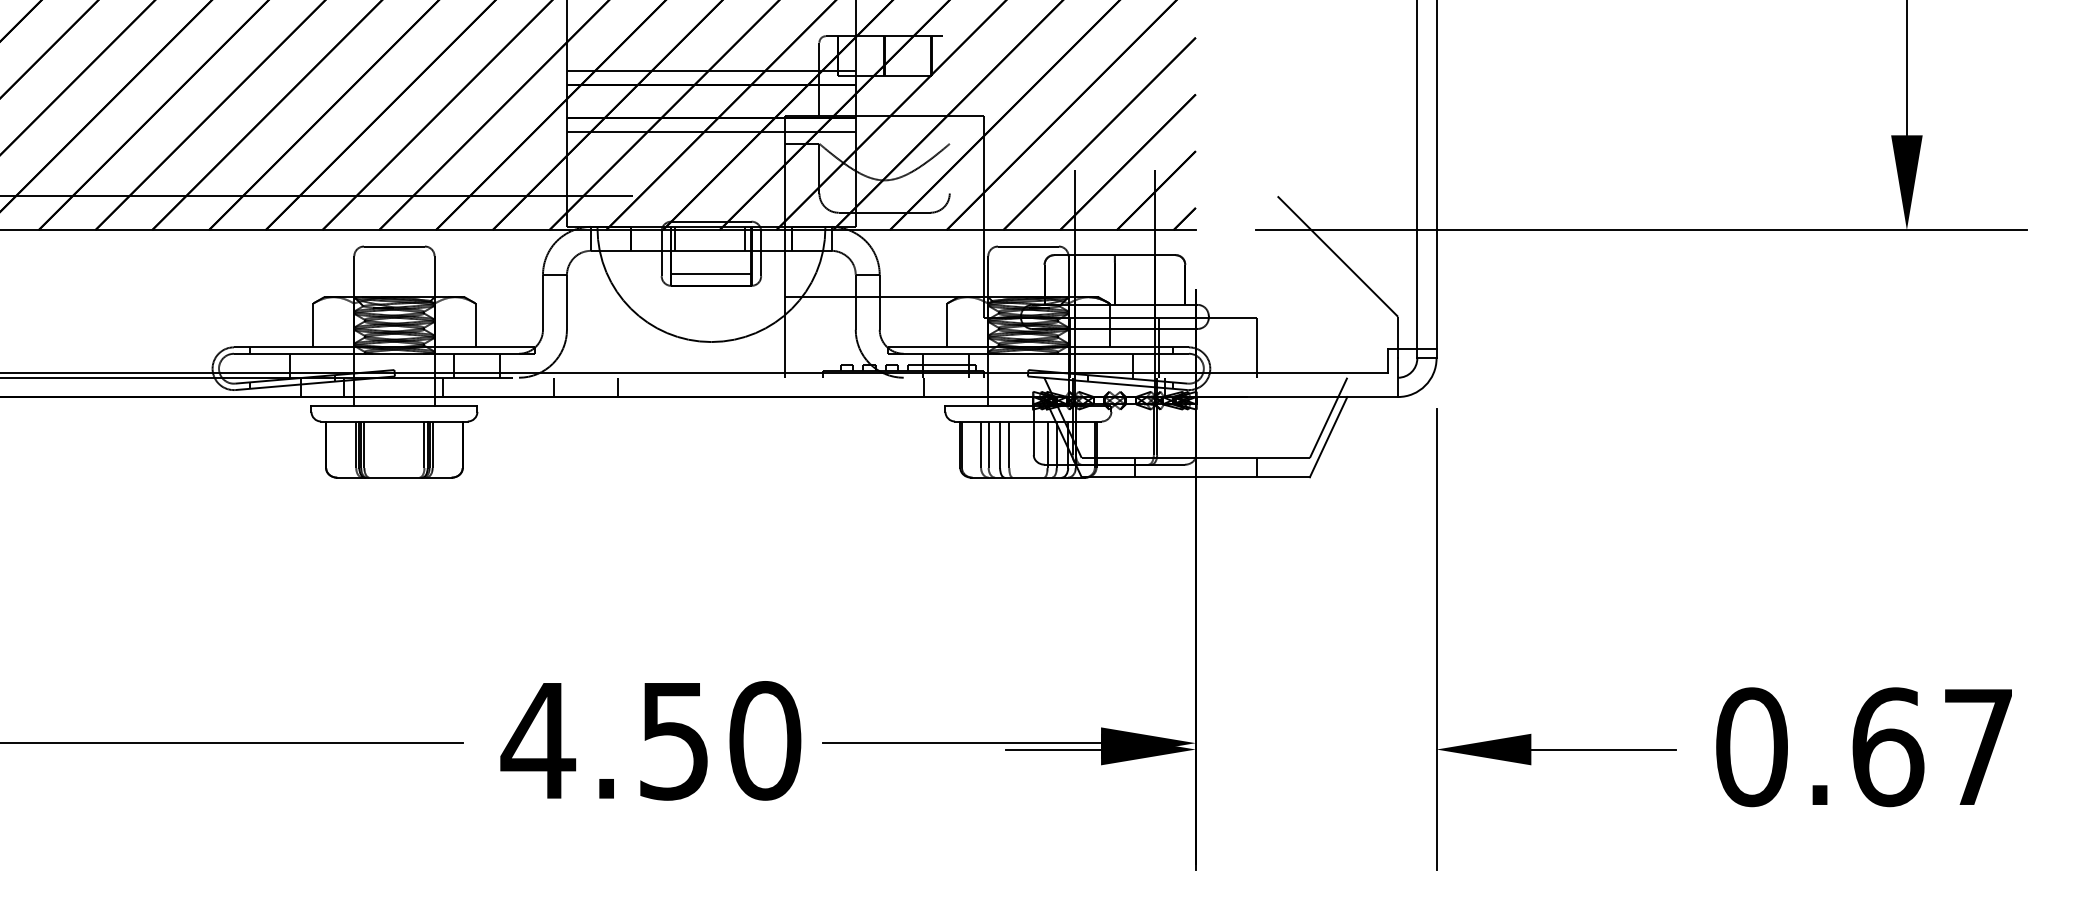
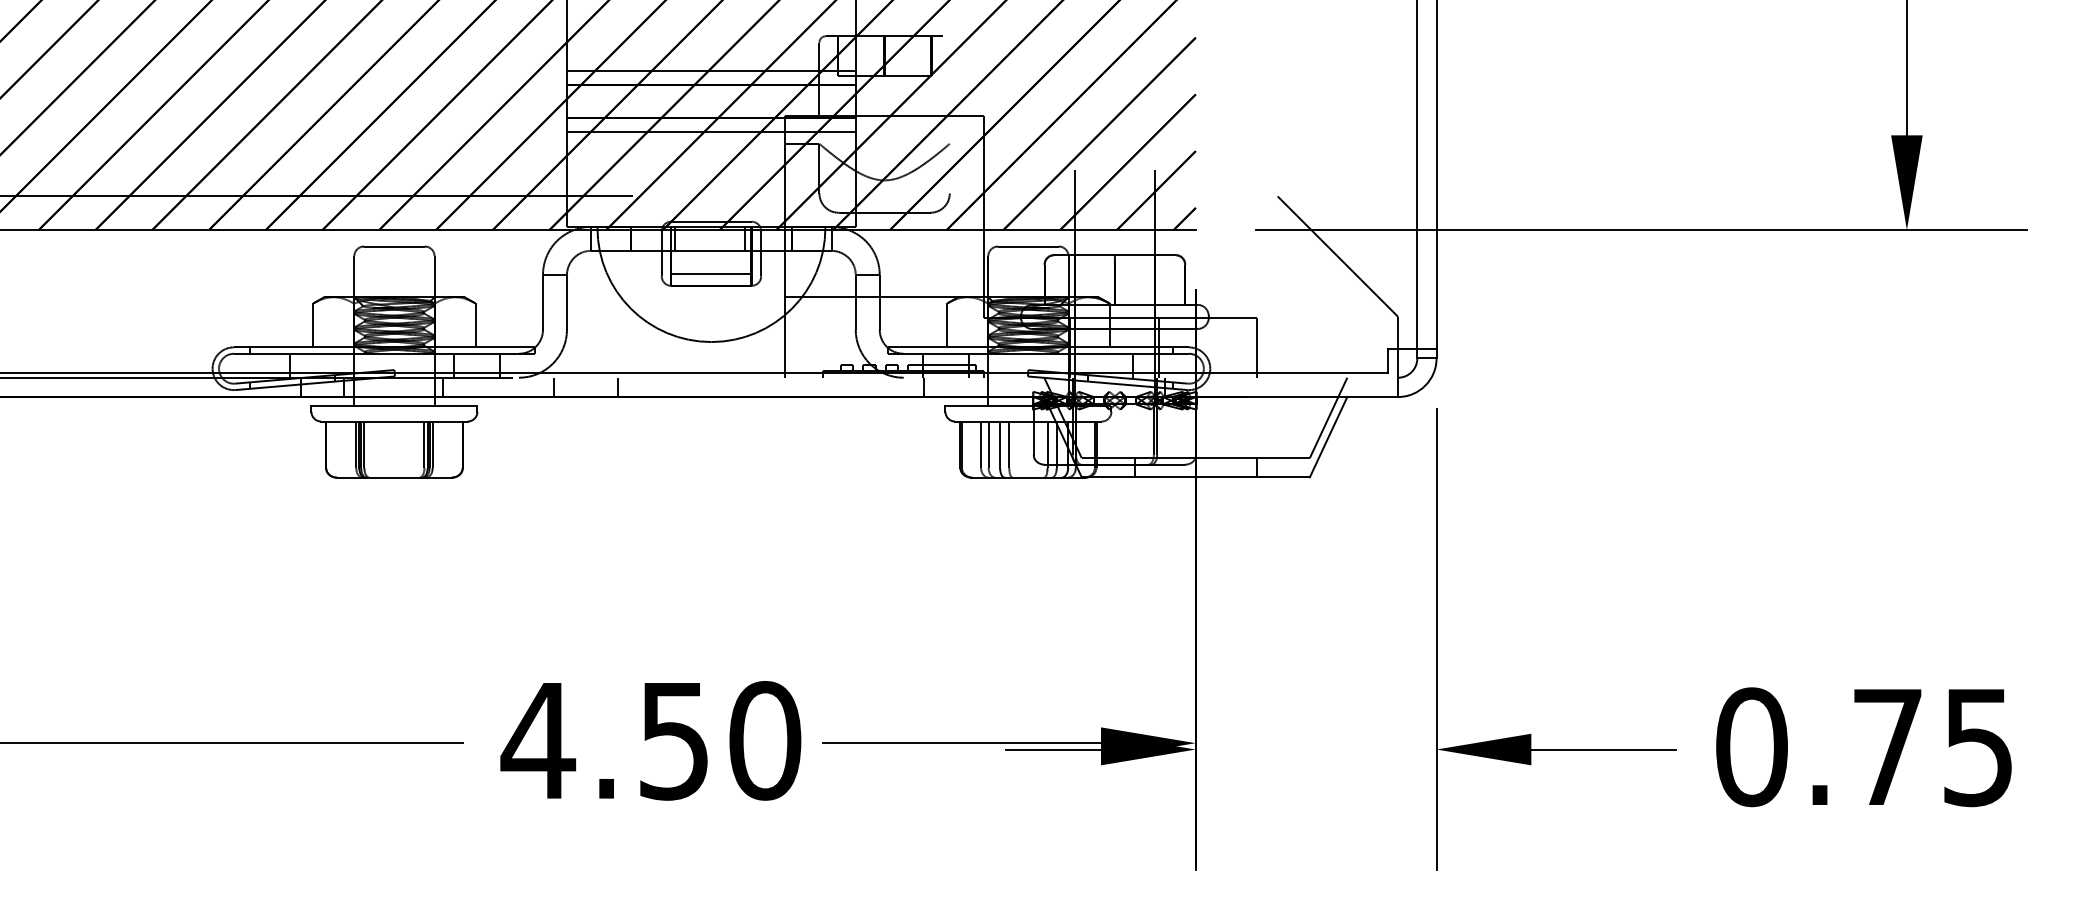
text: 0.67 -> 0.75 (1931, 747)
